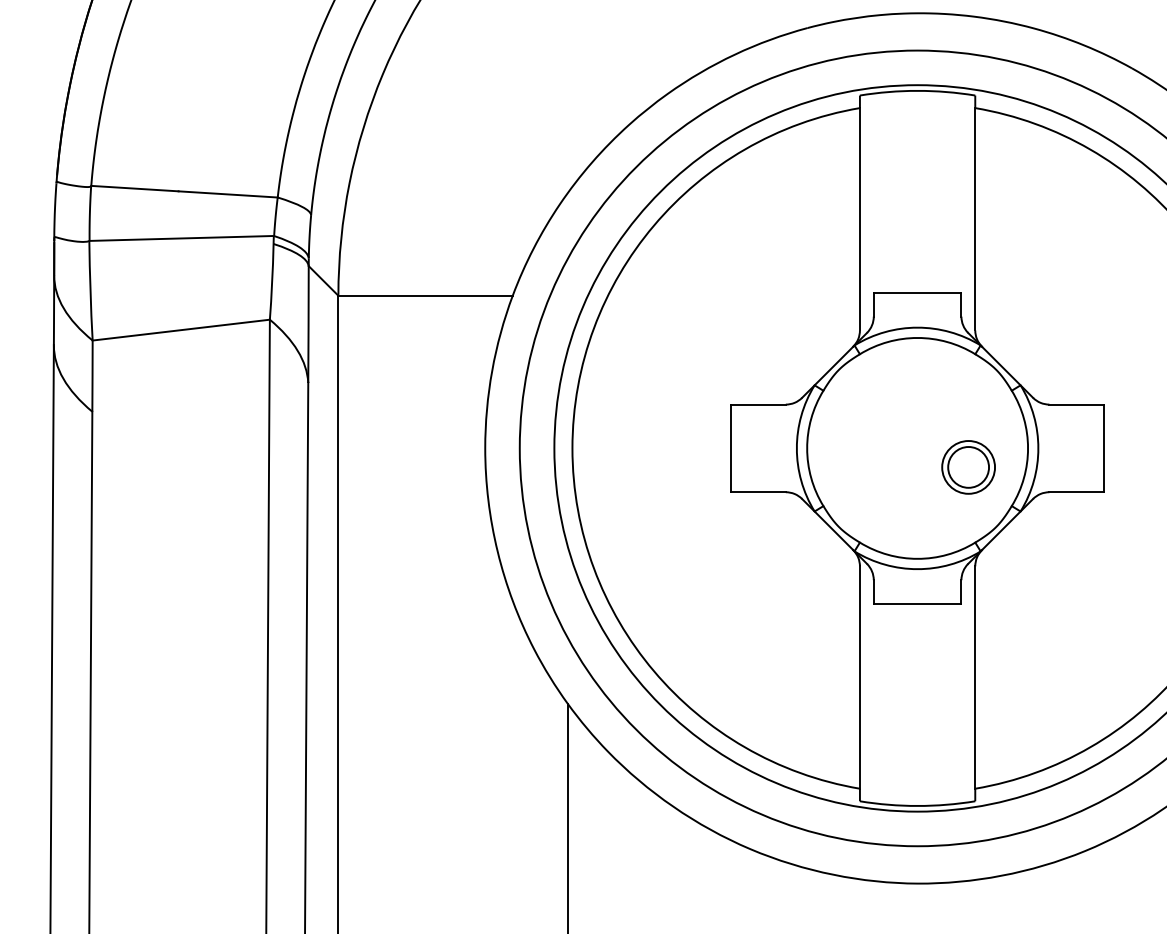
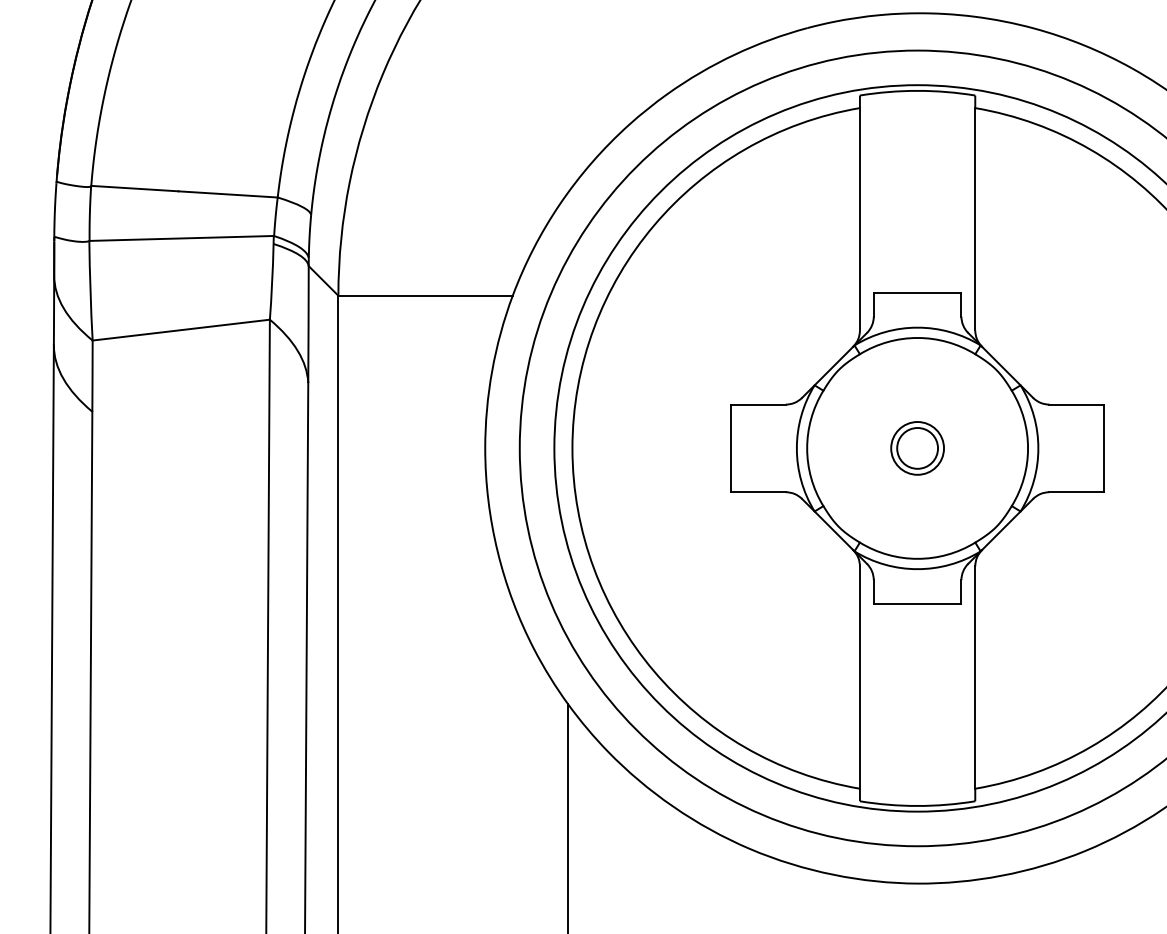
part position: (968, 467) -> (917, 448) (917, 448)
